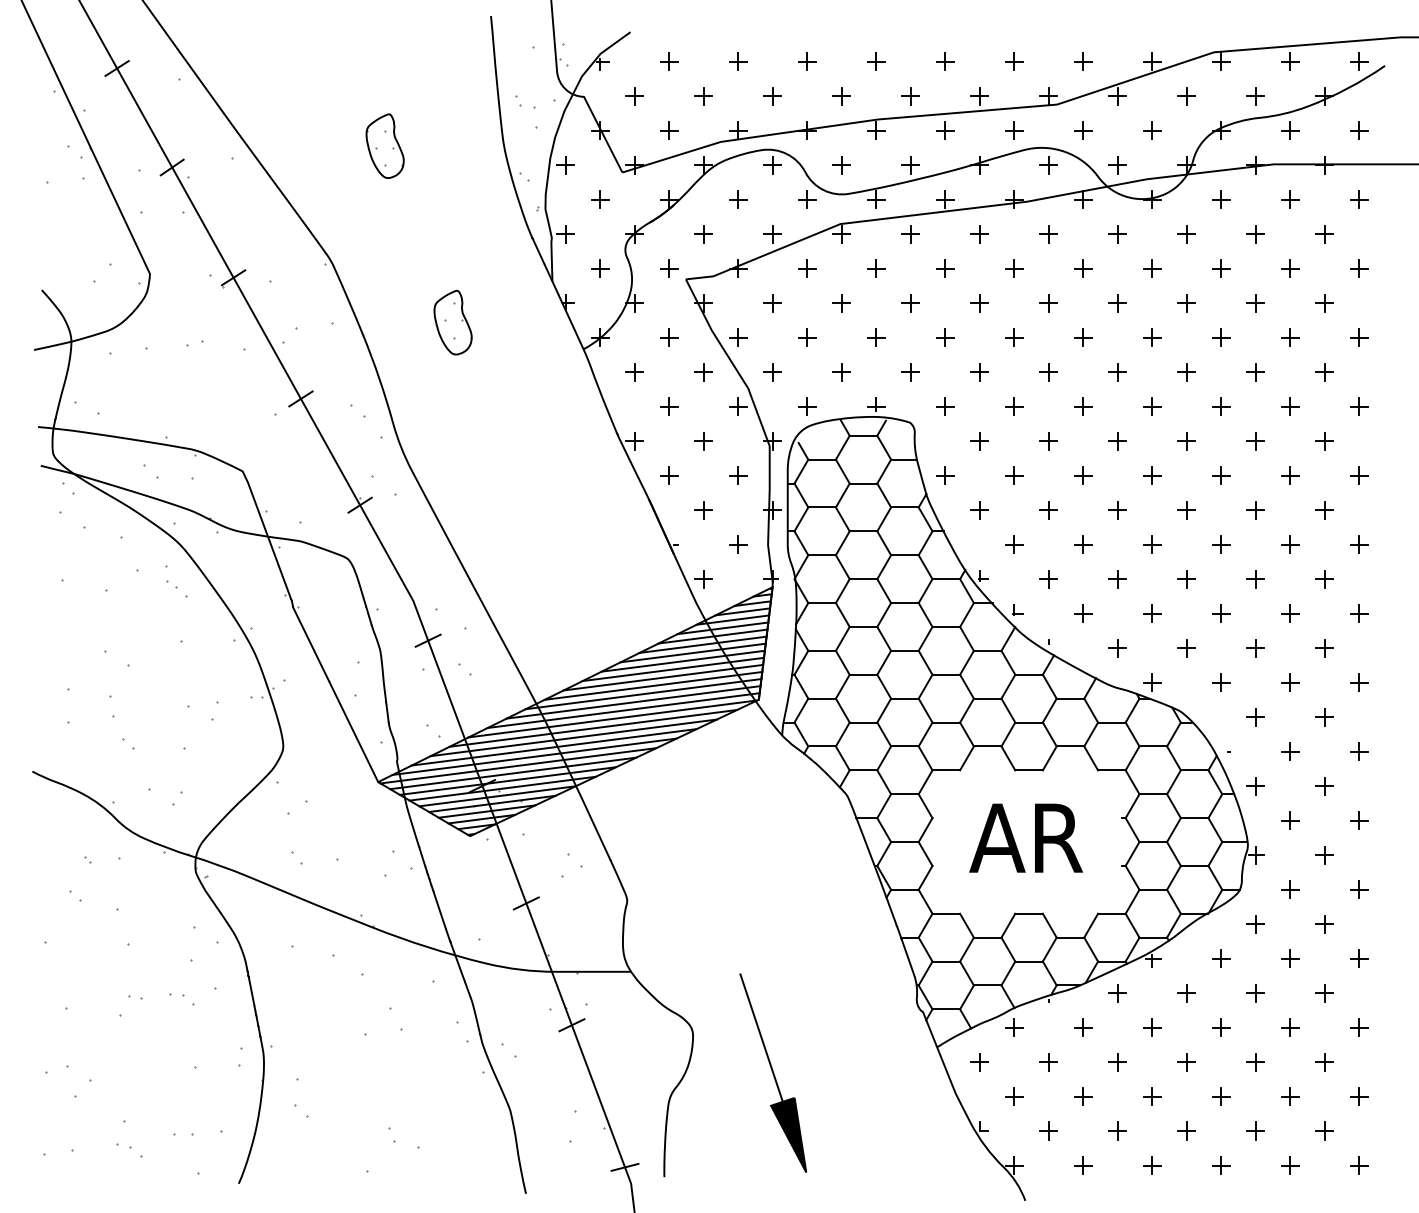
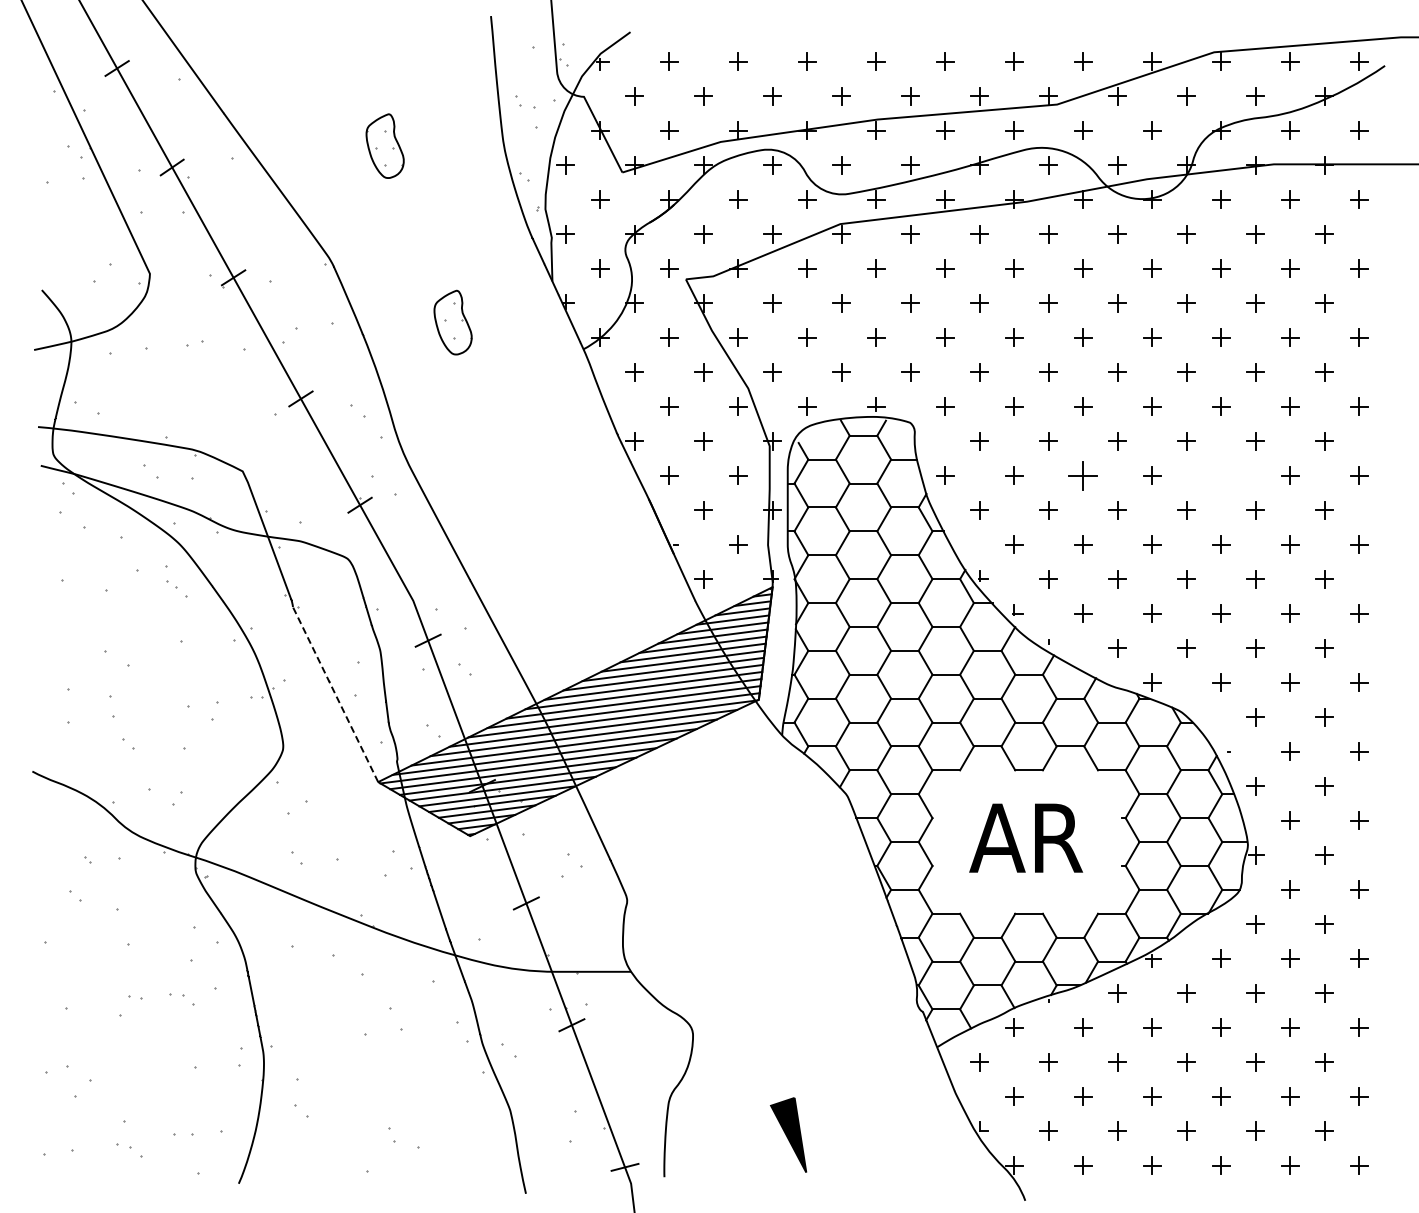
part size: 19x19 px -> 30x30 px (1082, 475)
part: present -> none (1221, 475)
line: solid -> dashed (335, 694)
line: present -> none (761, 1037)
